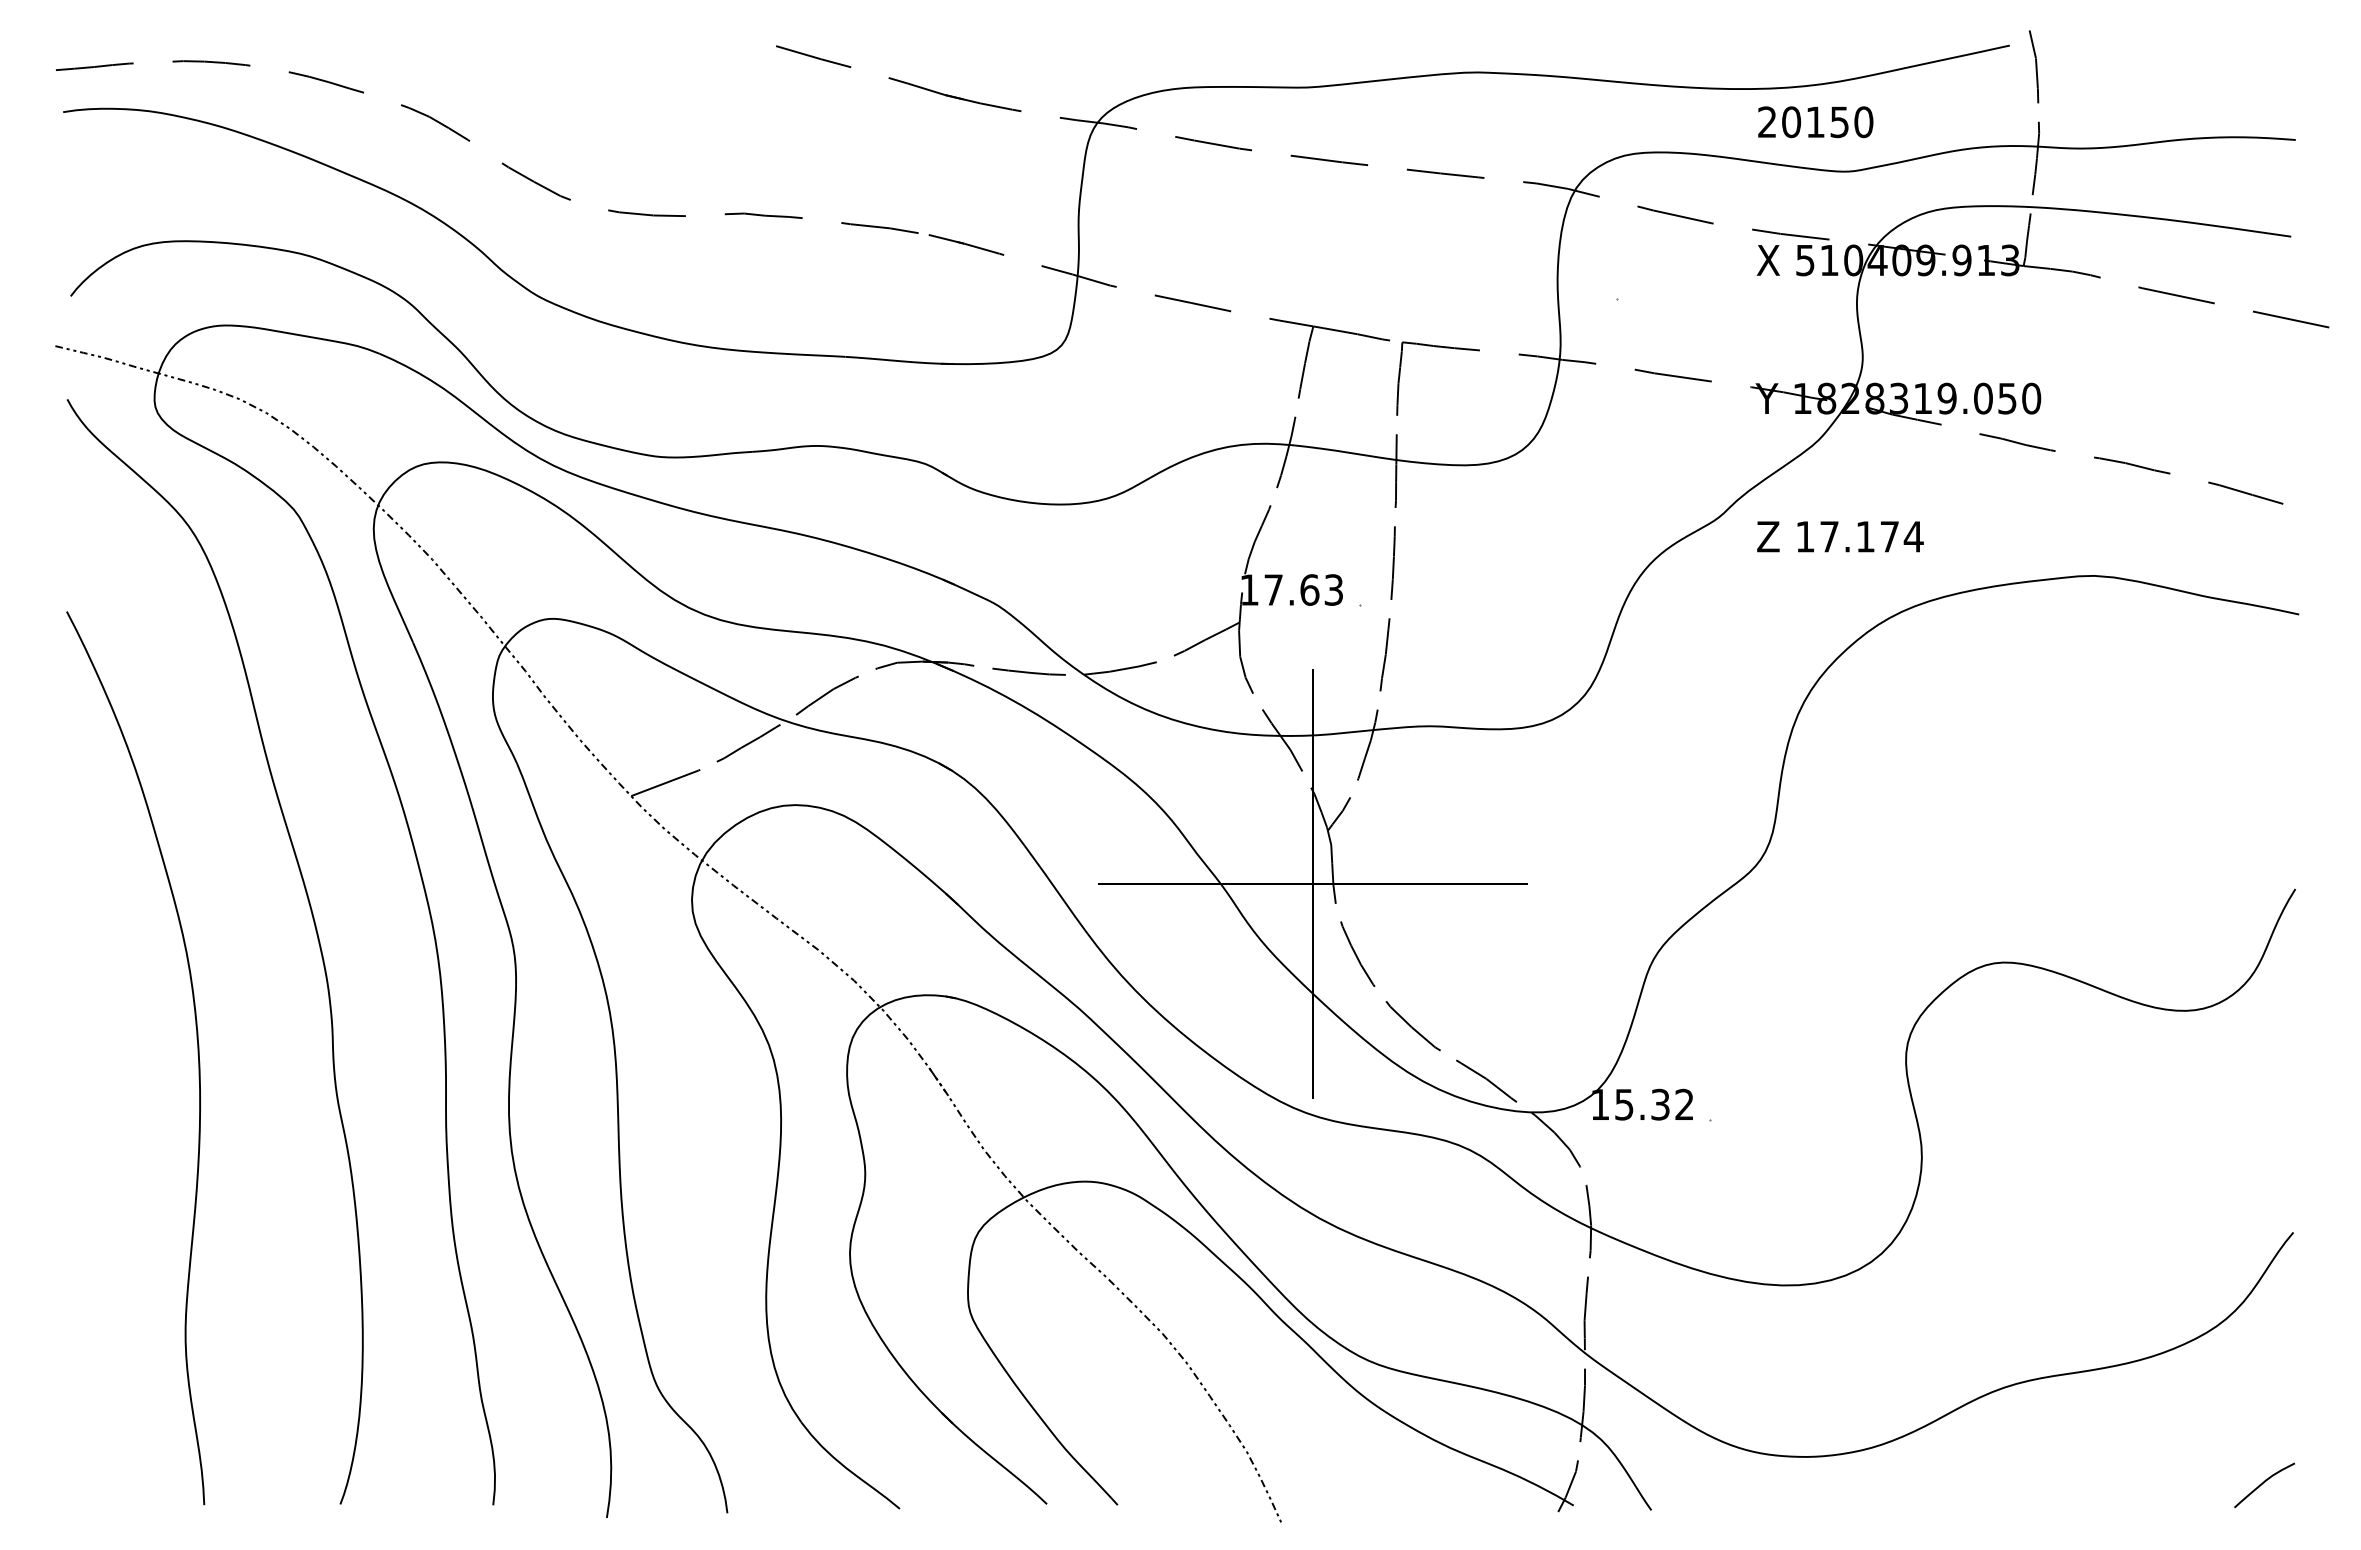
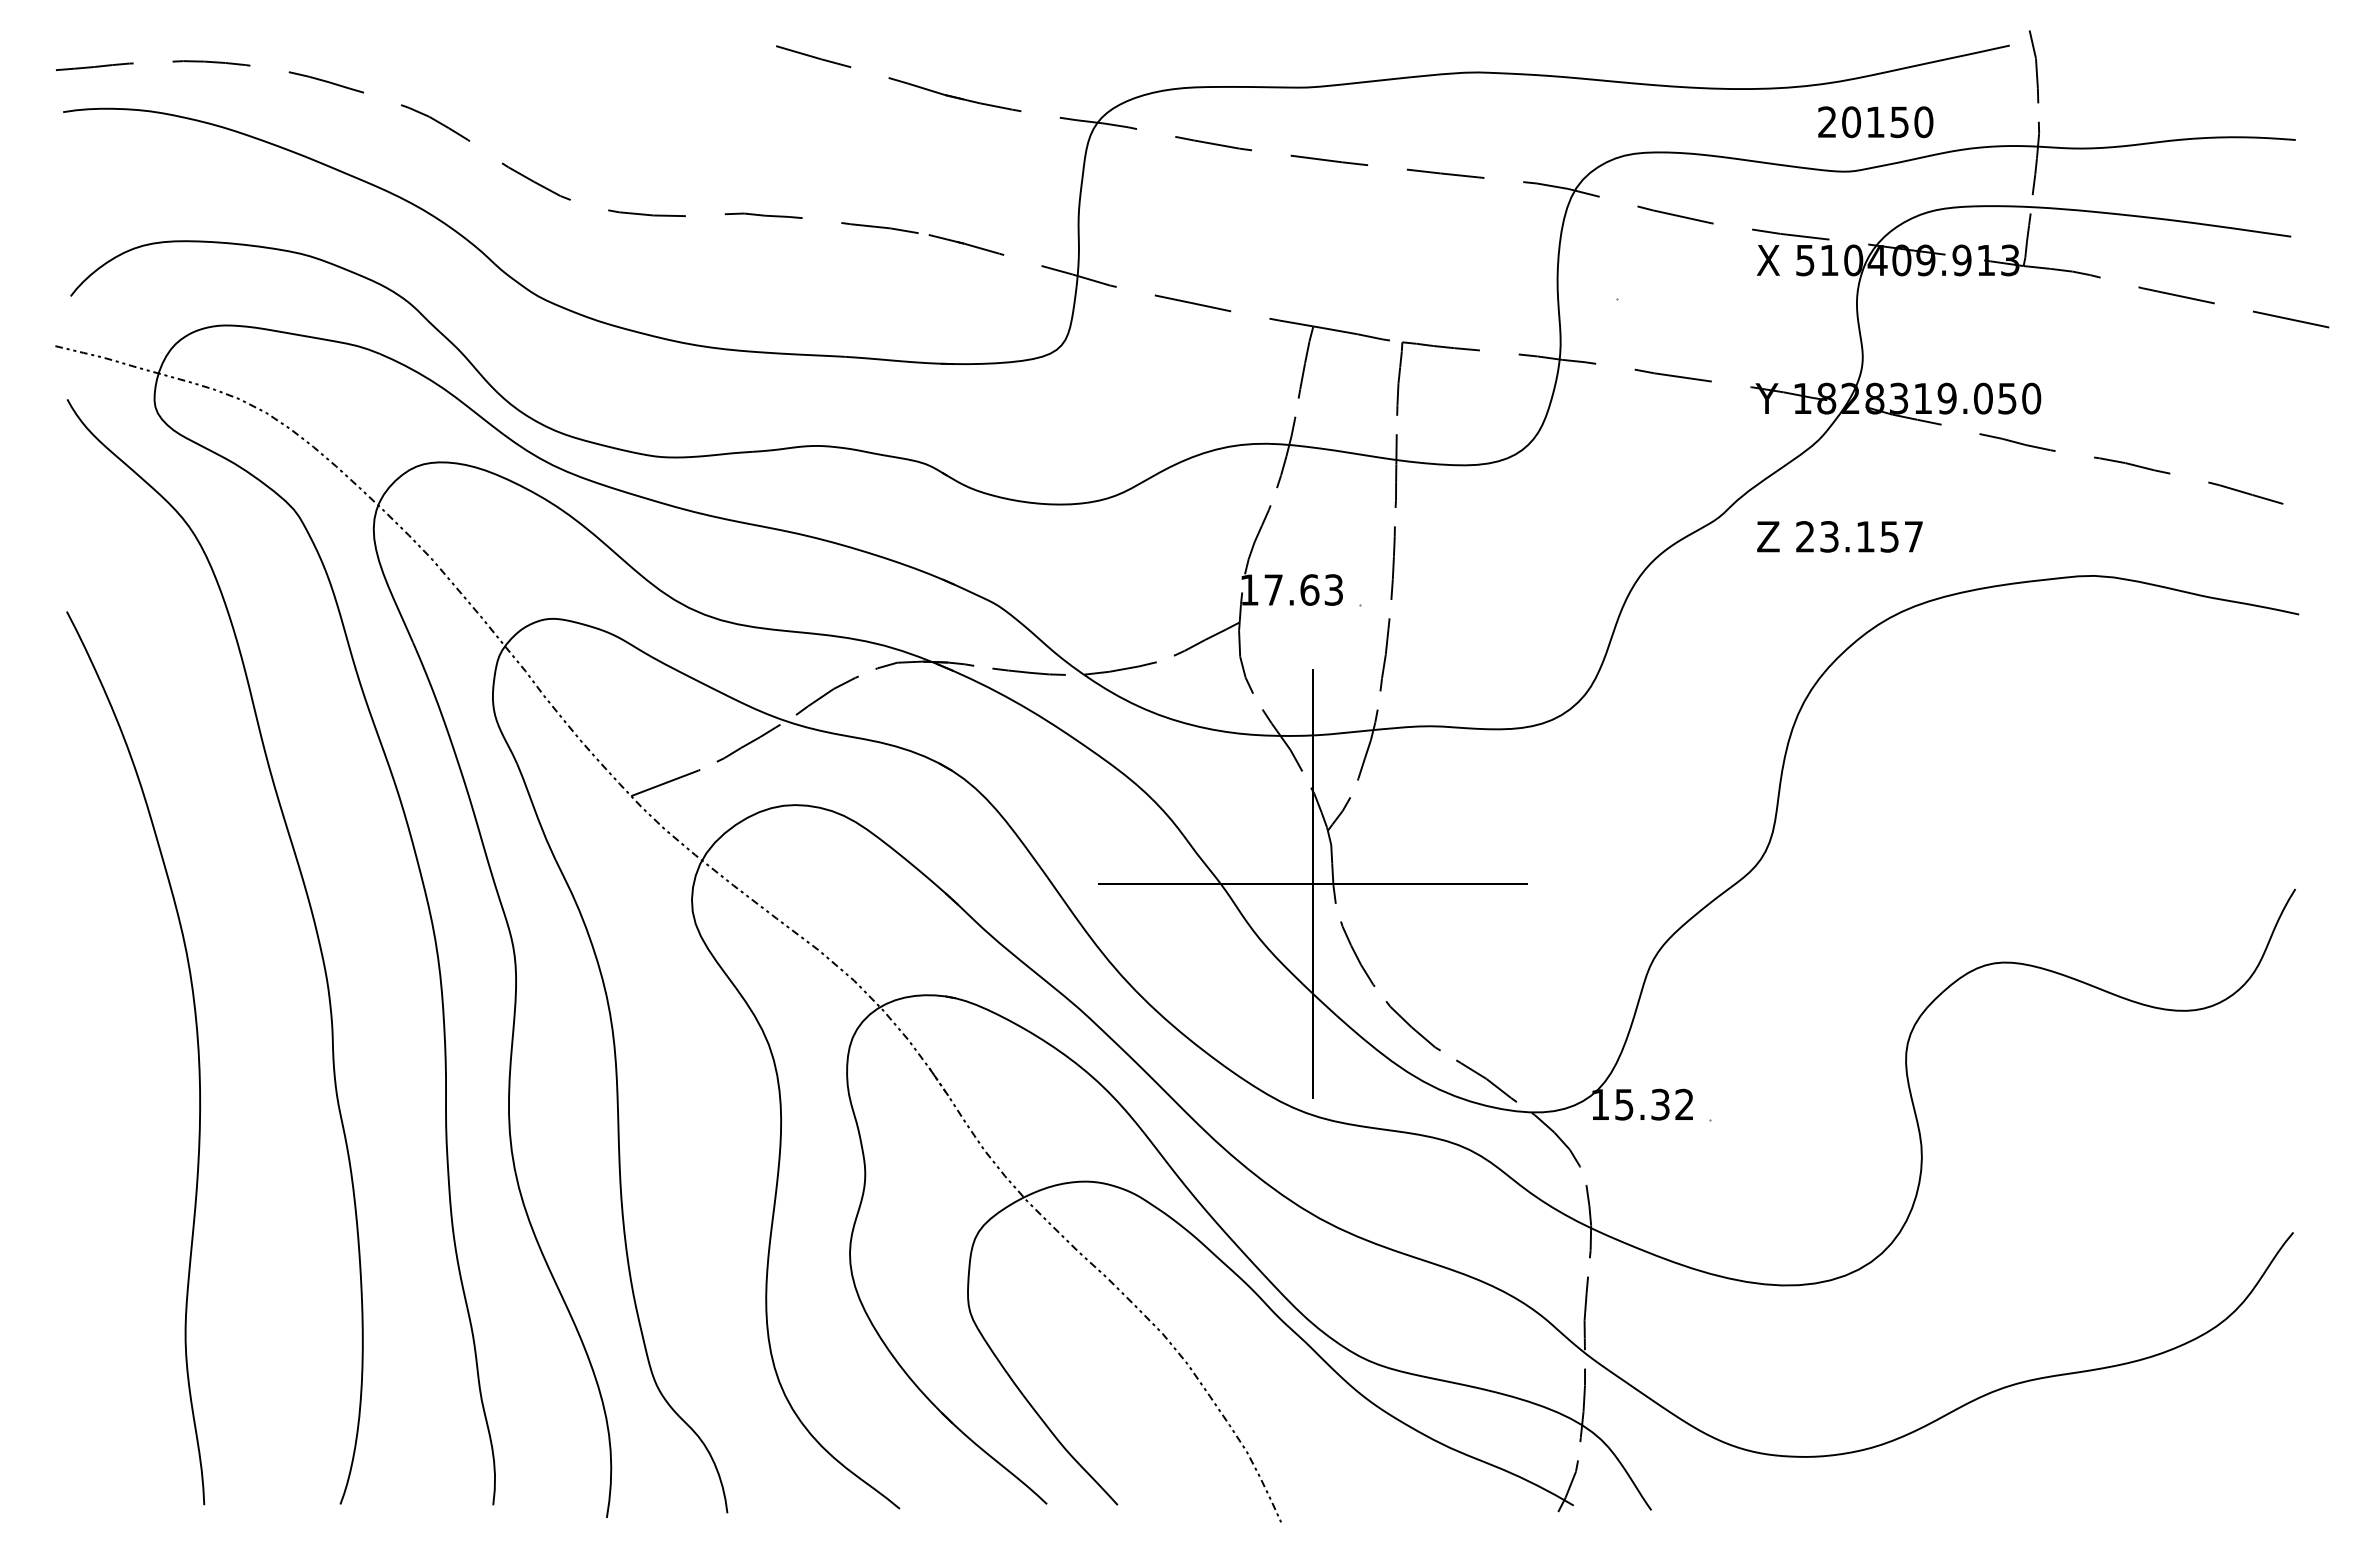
text position: (1815, 122) -> (1875, 122) (1875, 122)
text: 17.174 -> 23.157 (1859, 536)
curve: present -> none (2264, 1483)
